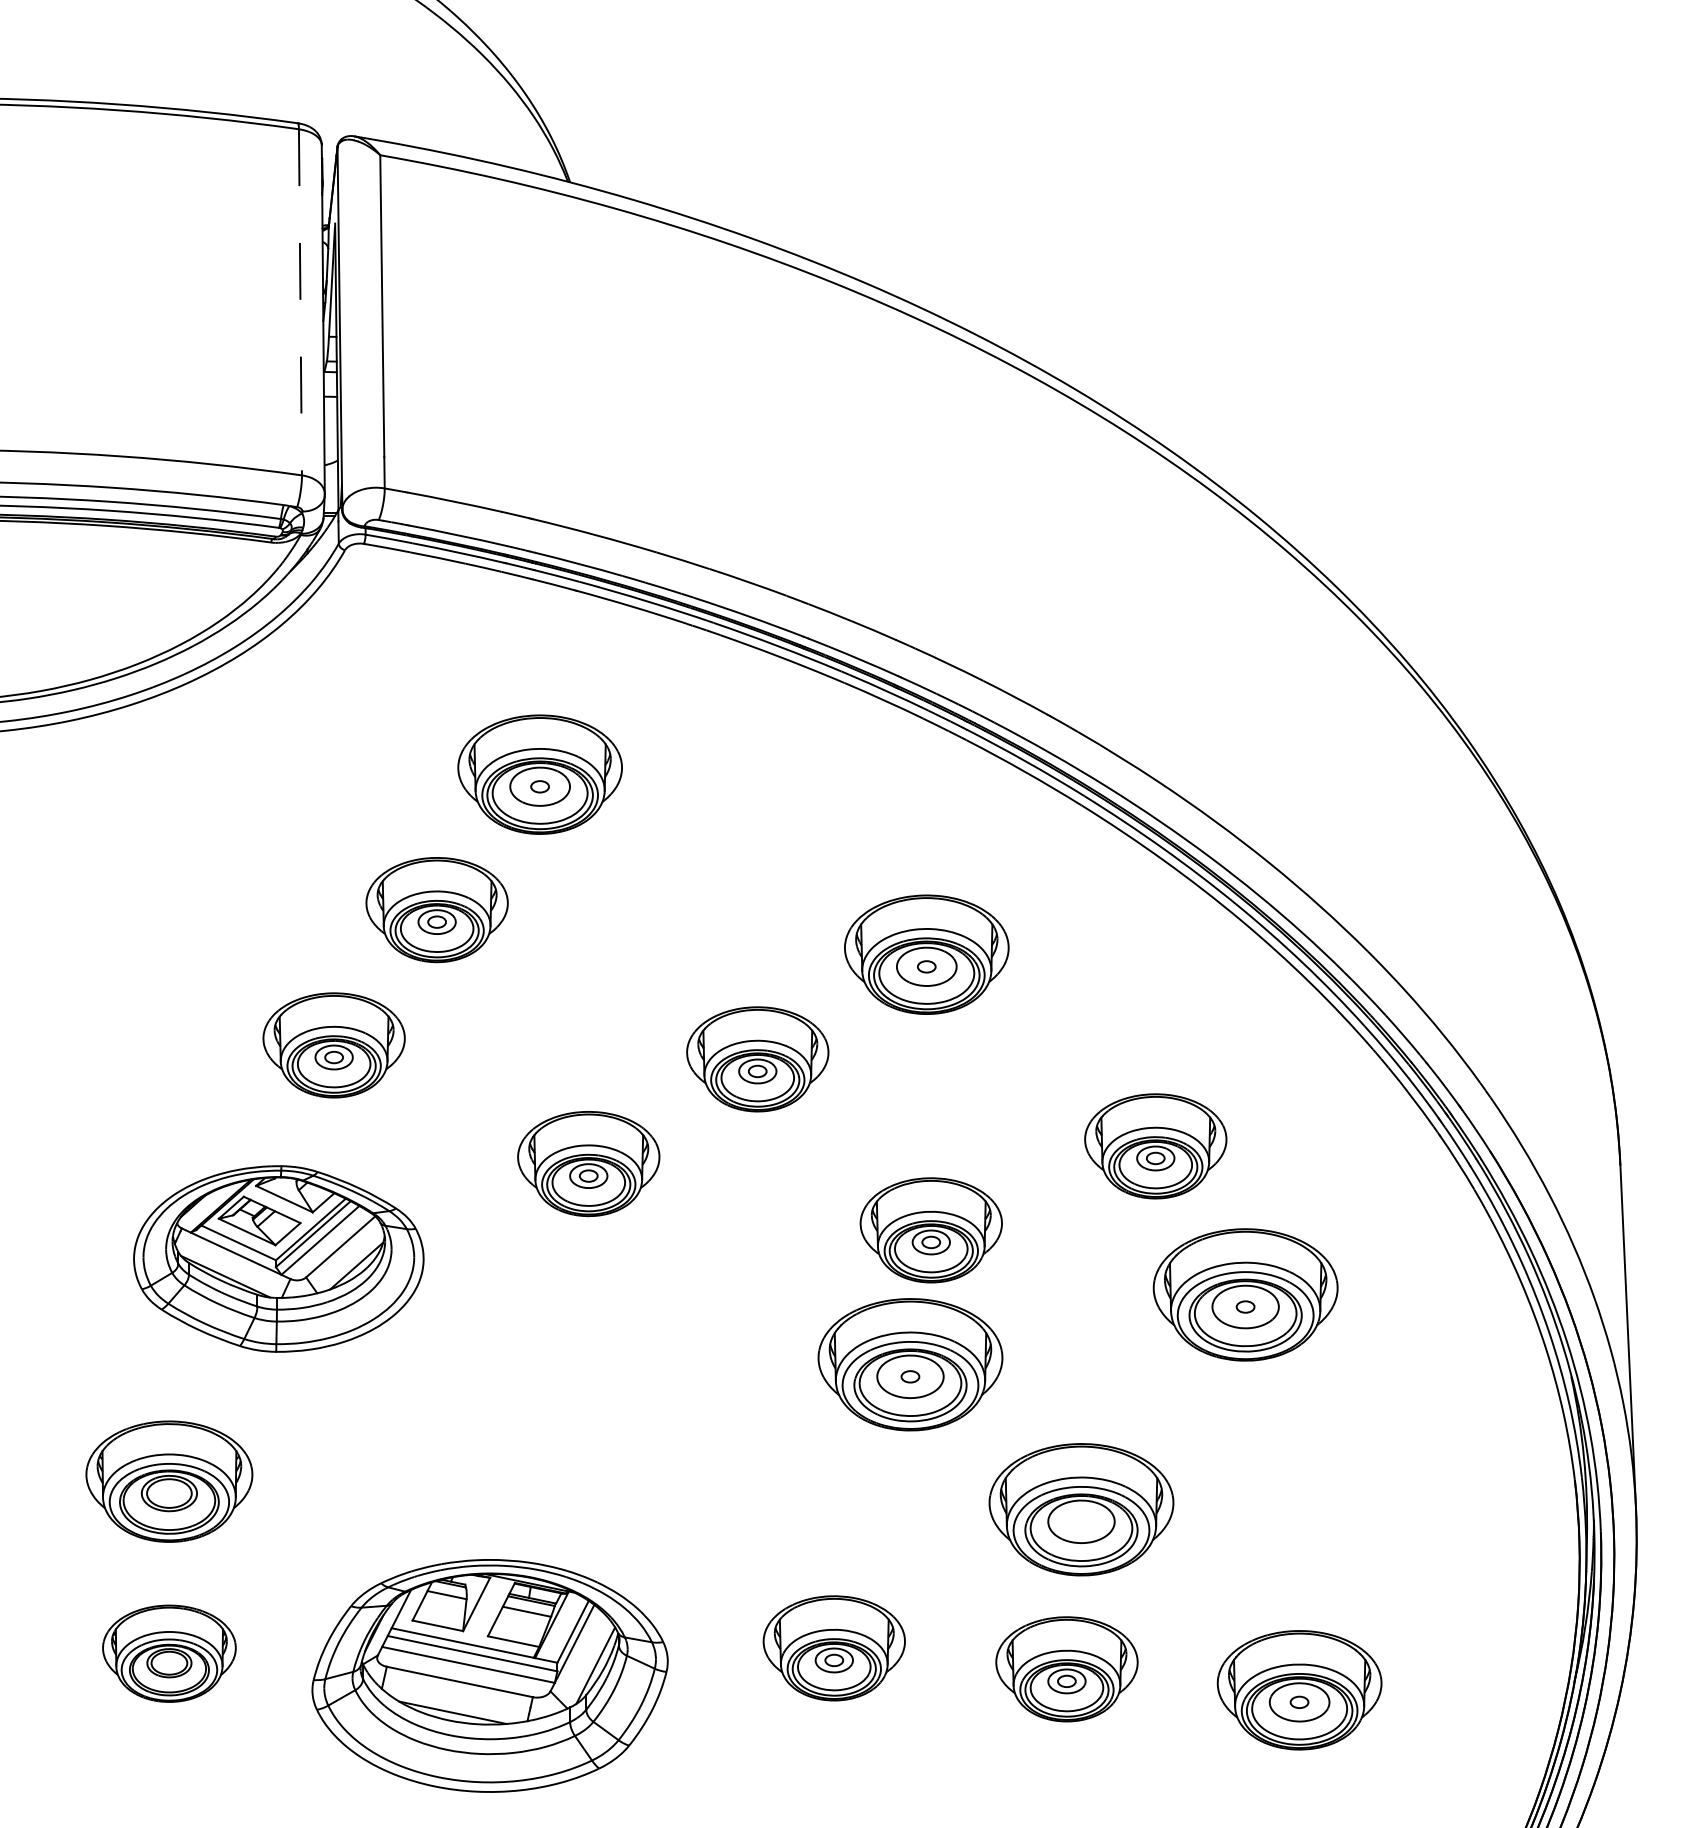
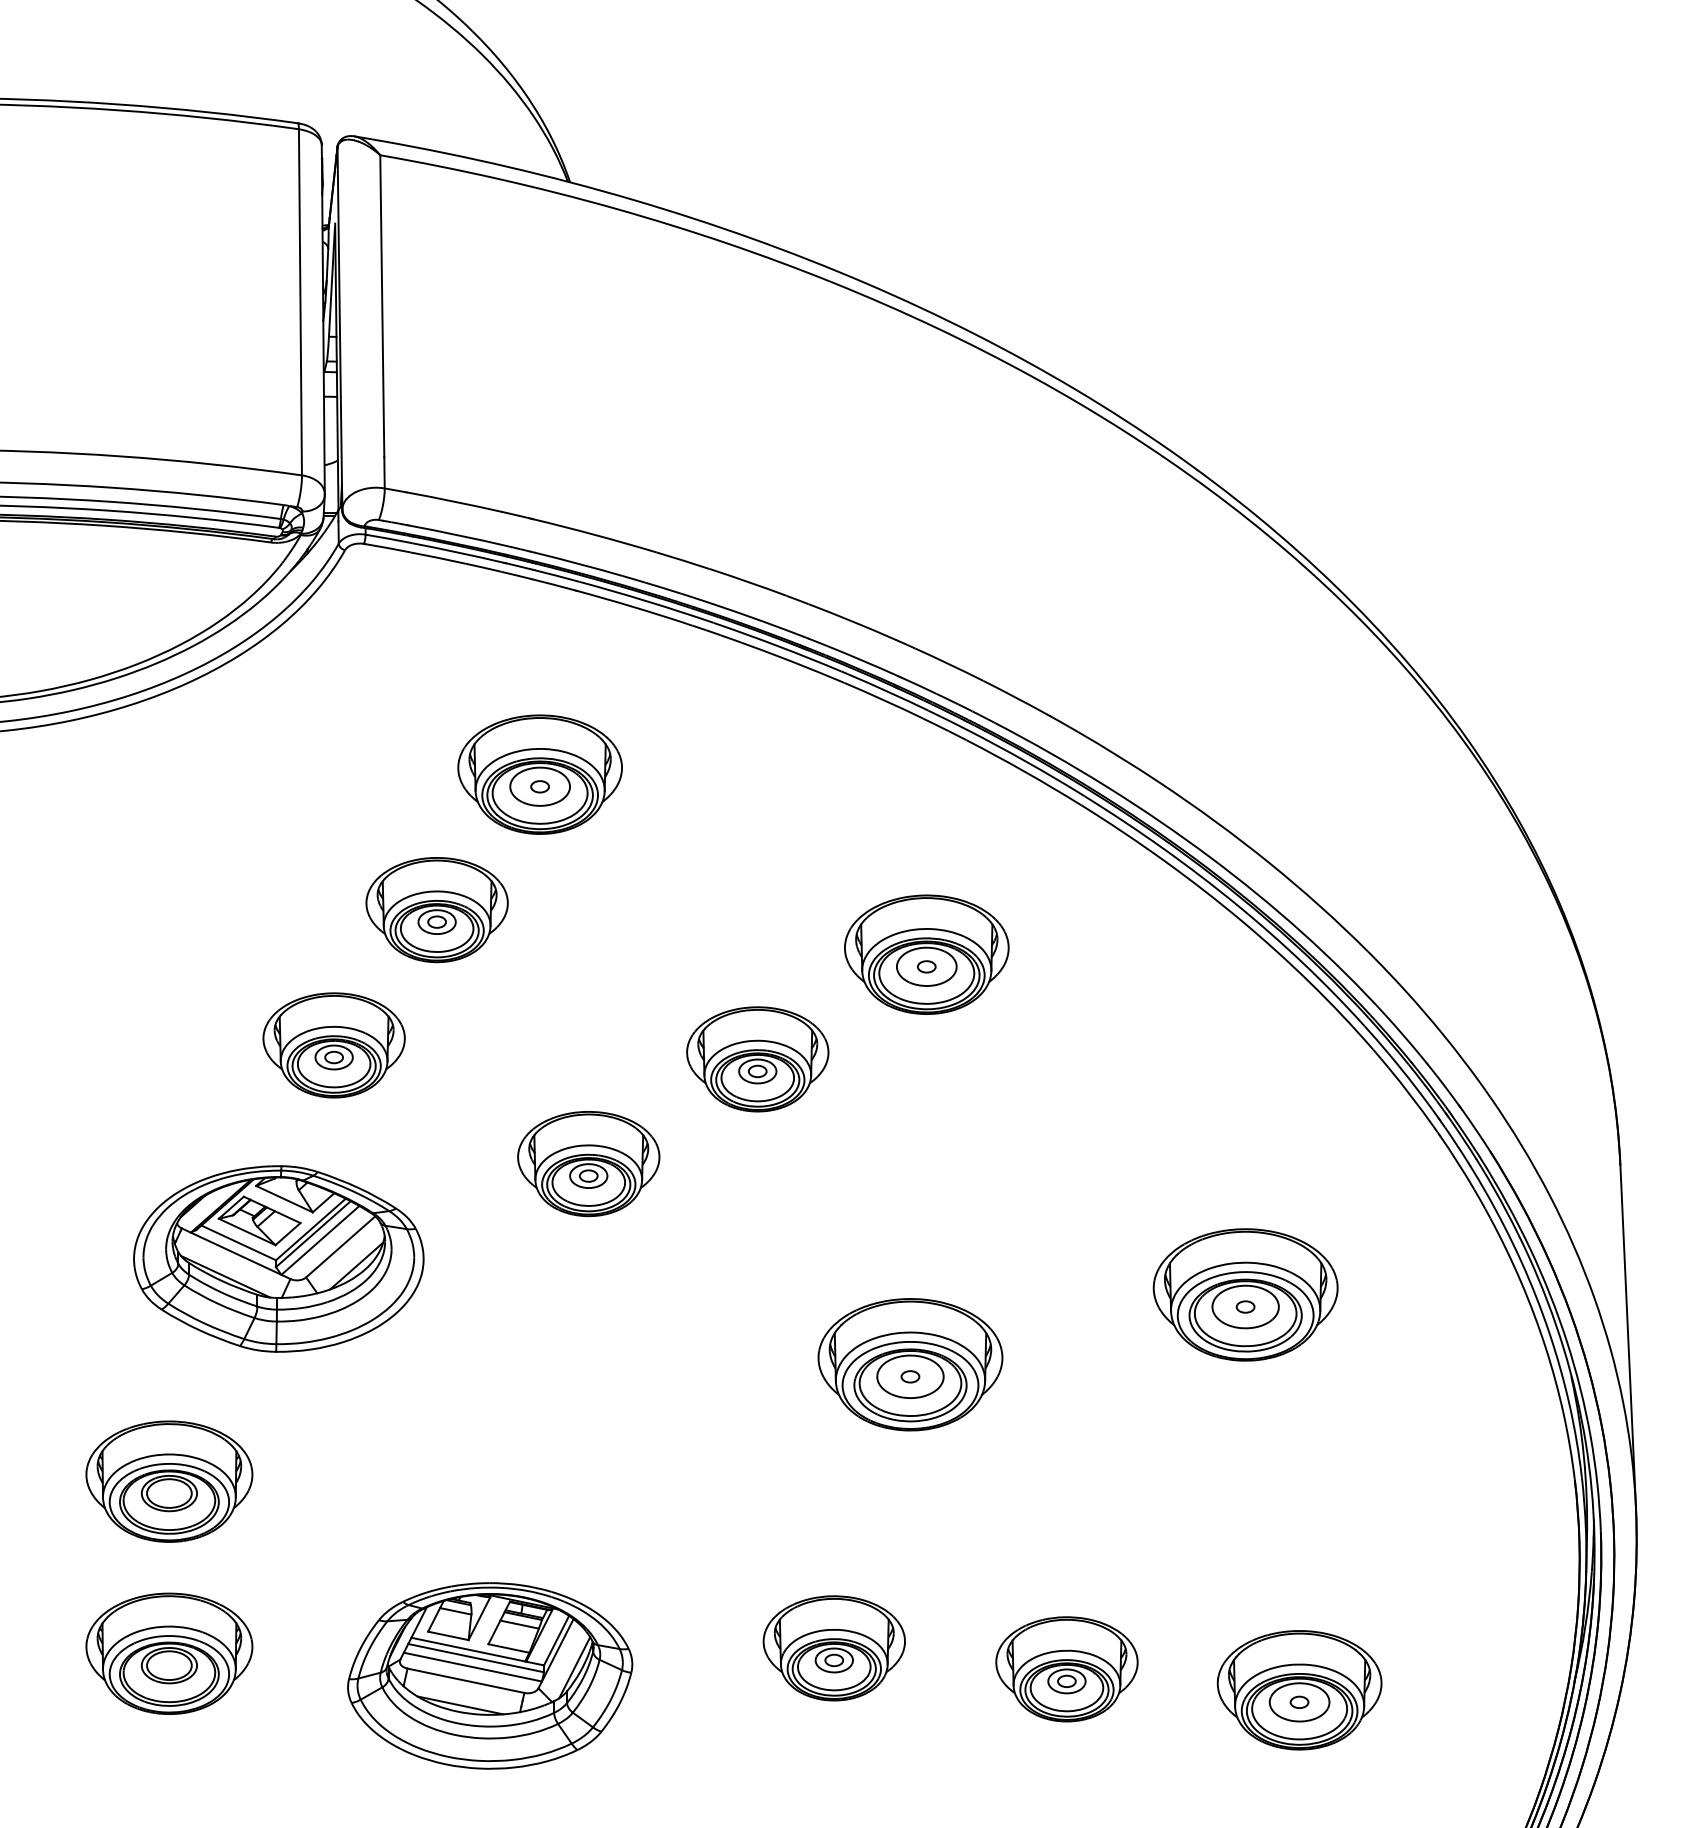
line: dashed -> solid (300, 302)
part: present -> none (1155, 1146)
part: present -> none (930, 1230)
part: present -> none (1081, 1509)
part size: 135x99 px -> 169x123 px (169, 1653)
part size: 358x234 px -> 287x188 px (490, 1675)
